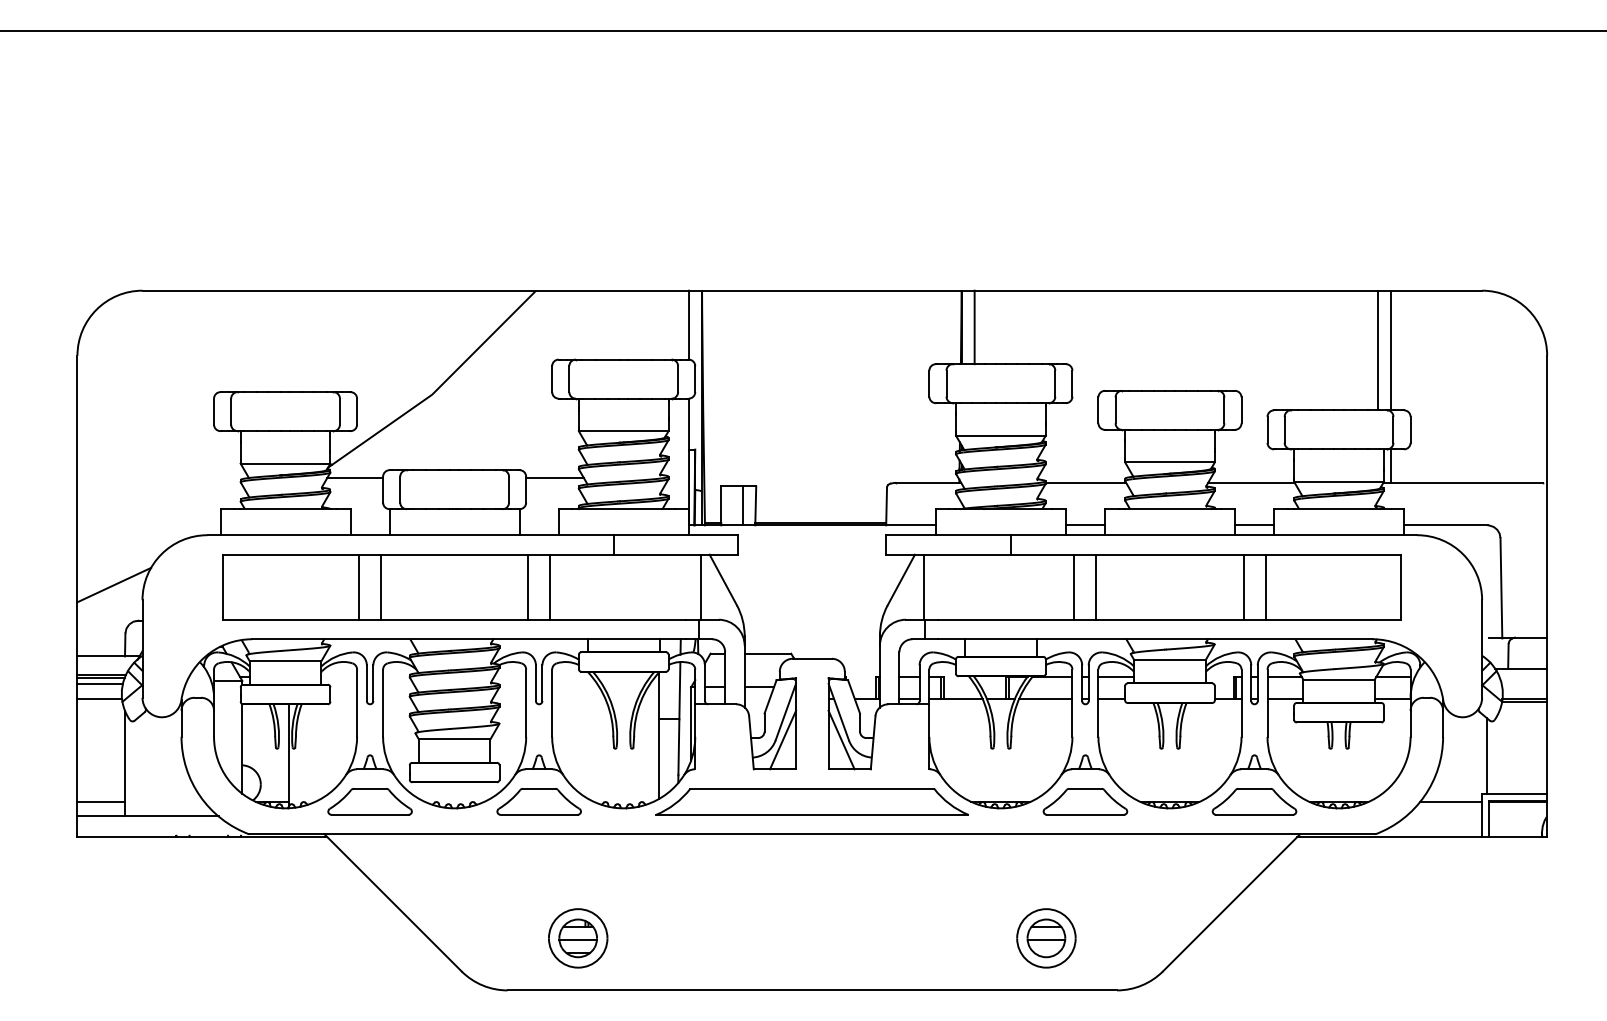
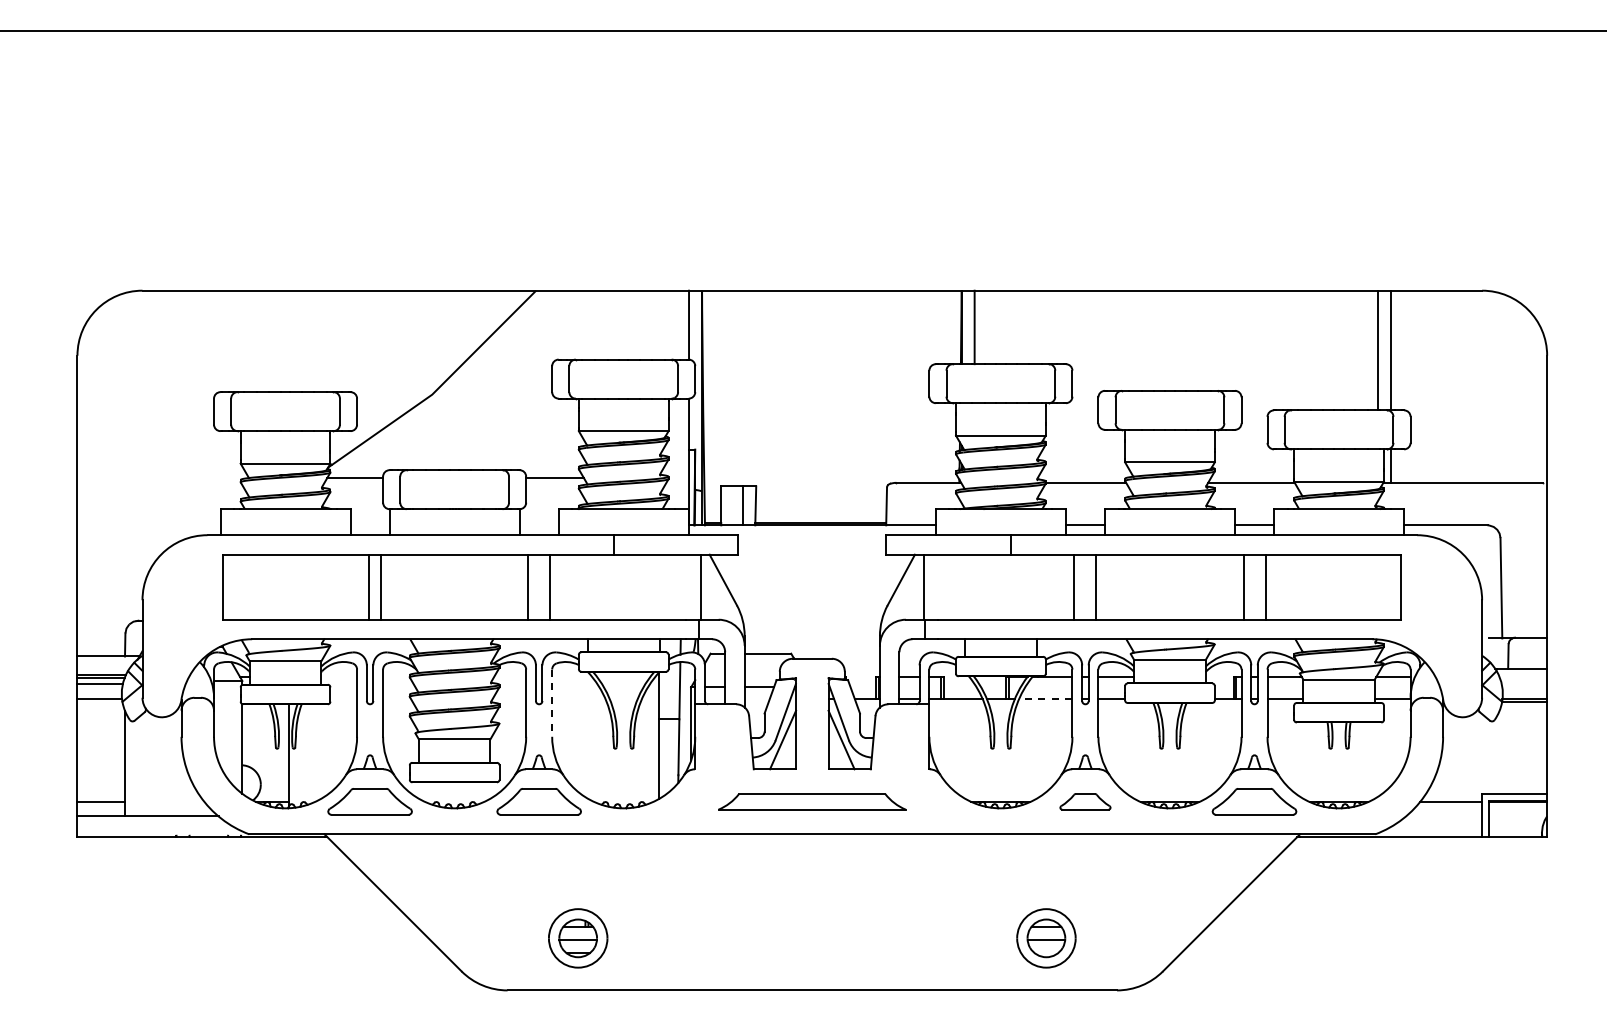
line: present -> none (114, 584)
line position: (359, 586) -> (369, 586) (369, 586)
line: solid -> dashed (1045, 698)
line: solid -> dashed (552, 703)
line: present -> none (1486, 755)
part size: 314x28 px -> 189x18 px (812, 801)
part size: 87x28 px -> 53x18 px (1085, 801)
